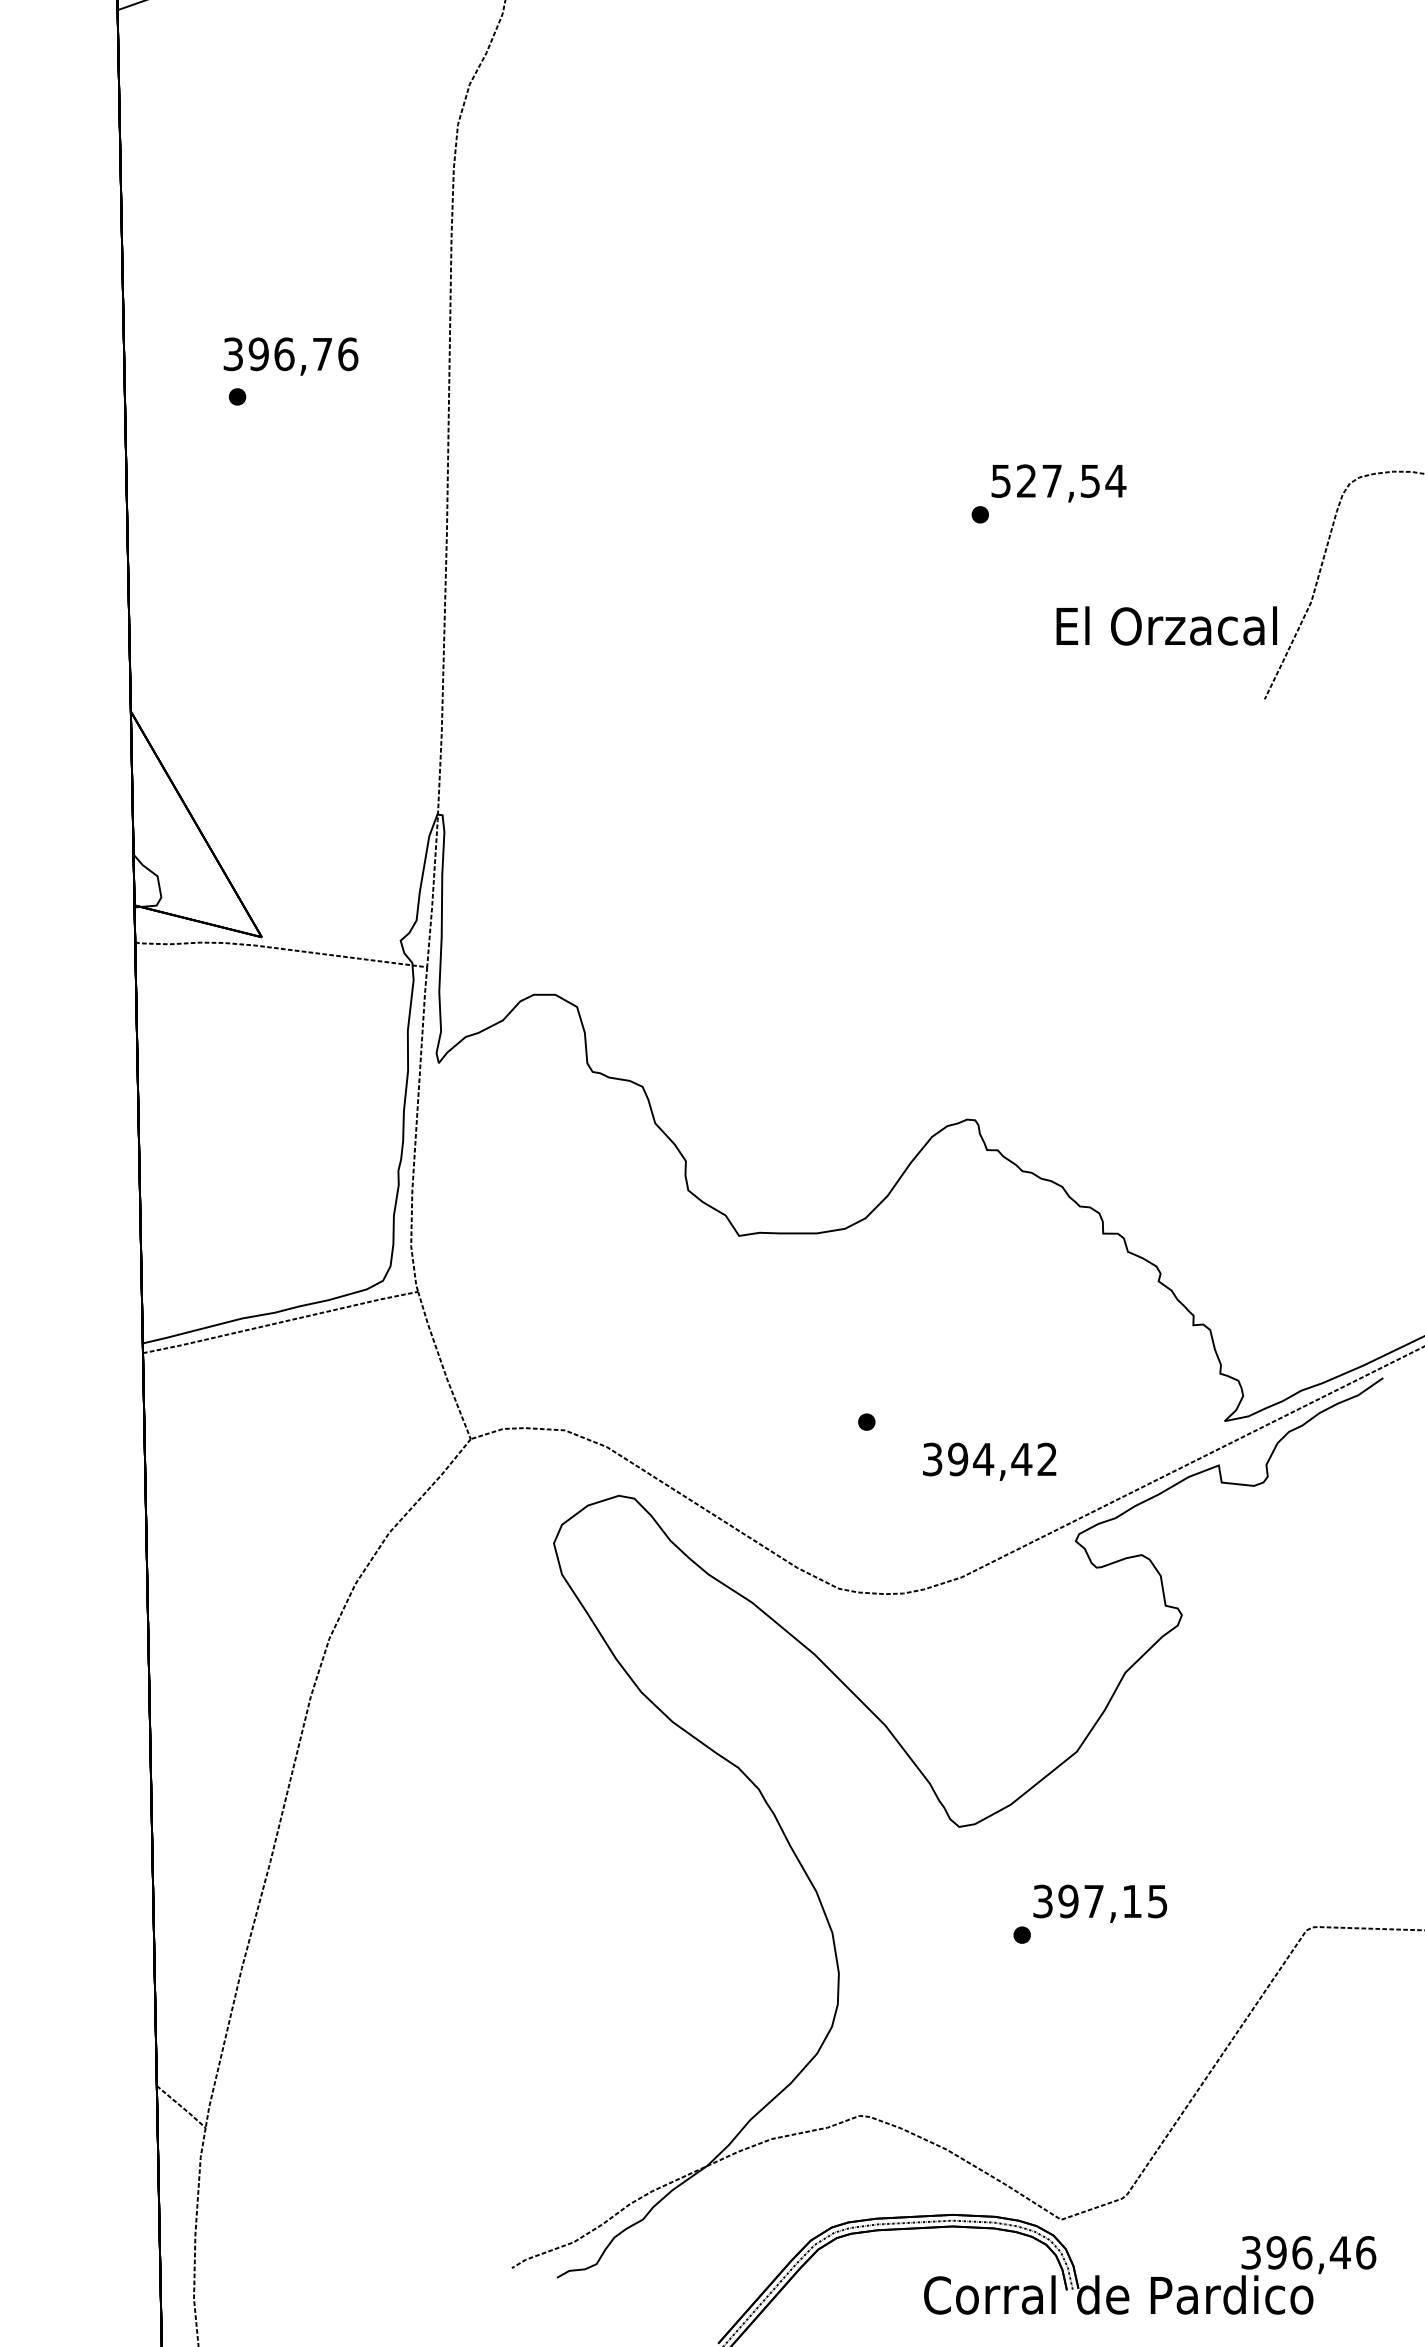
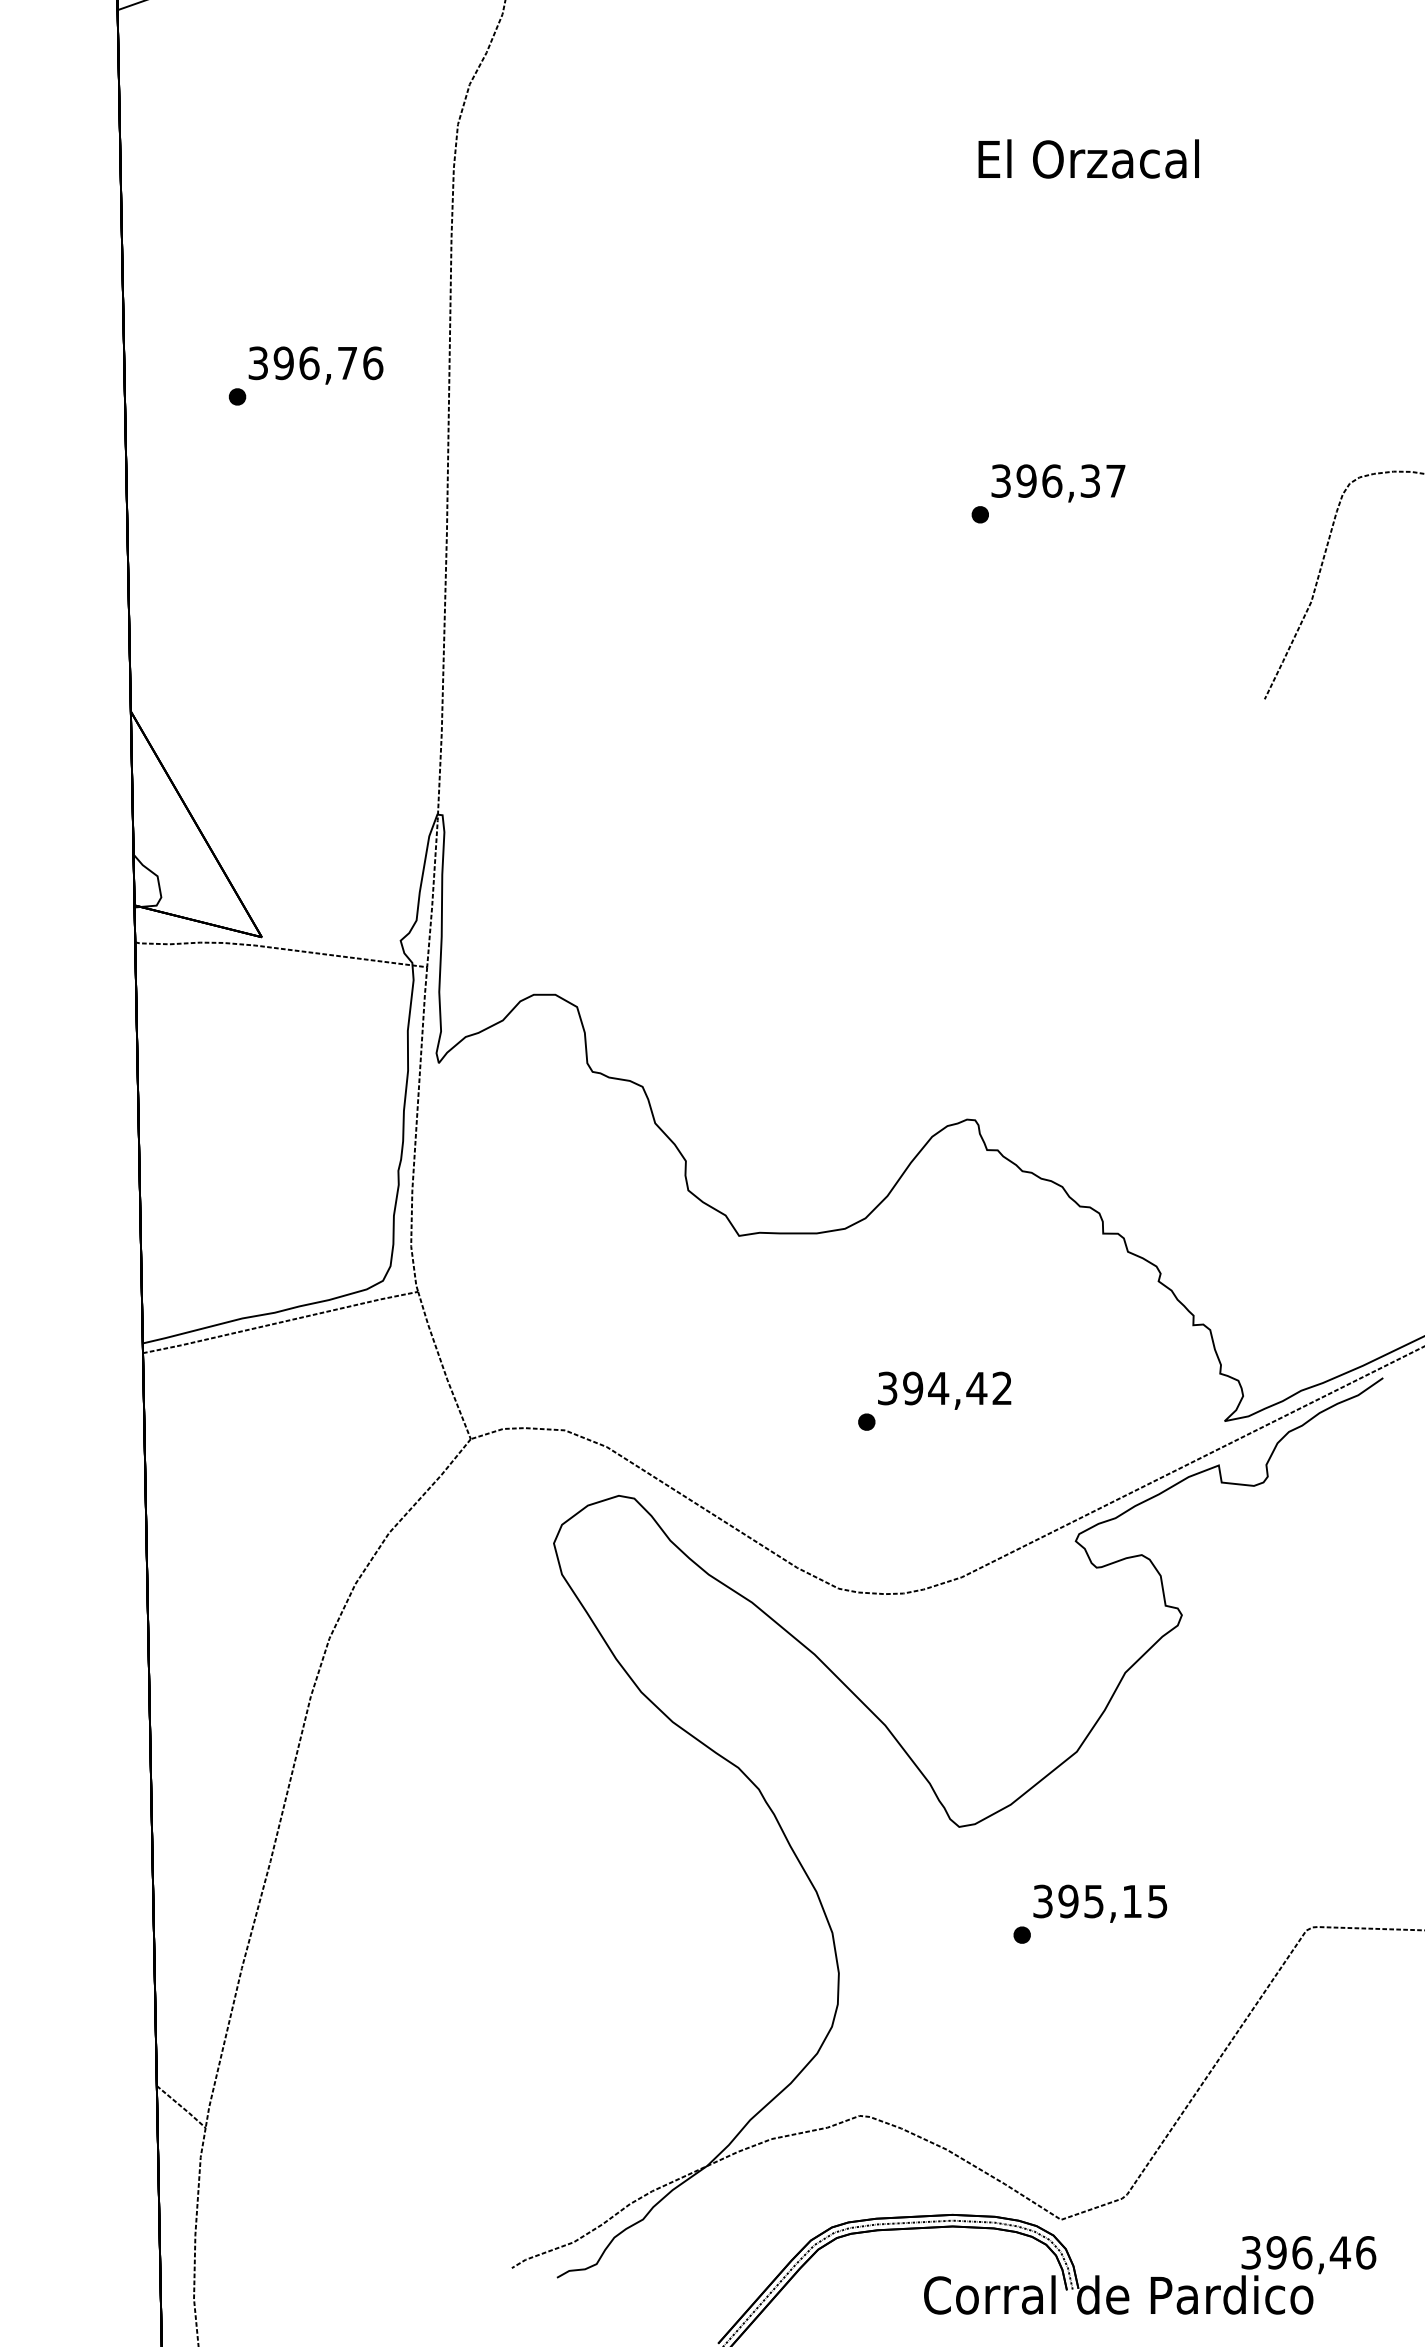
text position: (290, 356) -> (315, 365) (315, 365)
text: 527,54 -> 396,37 (1059, 480)
text position: (1166, 625) -> (1088, 158) (1088, 158)
text position: (989, 1461) -> (944, 1390) (944, 1390)
text: 397,15 -> 395,15 (1093, 1901)
